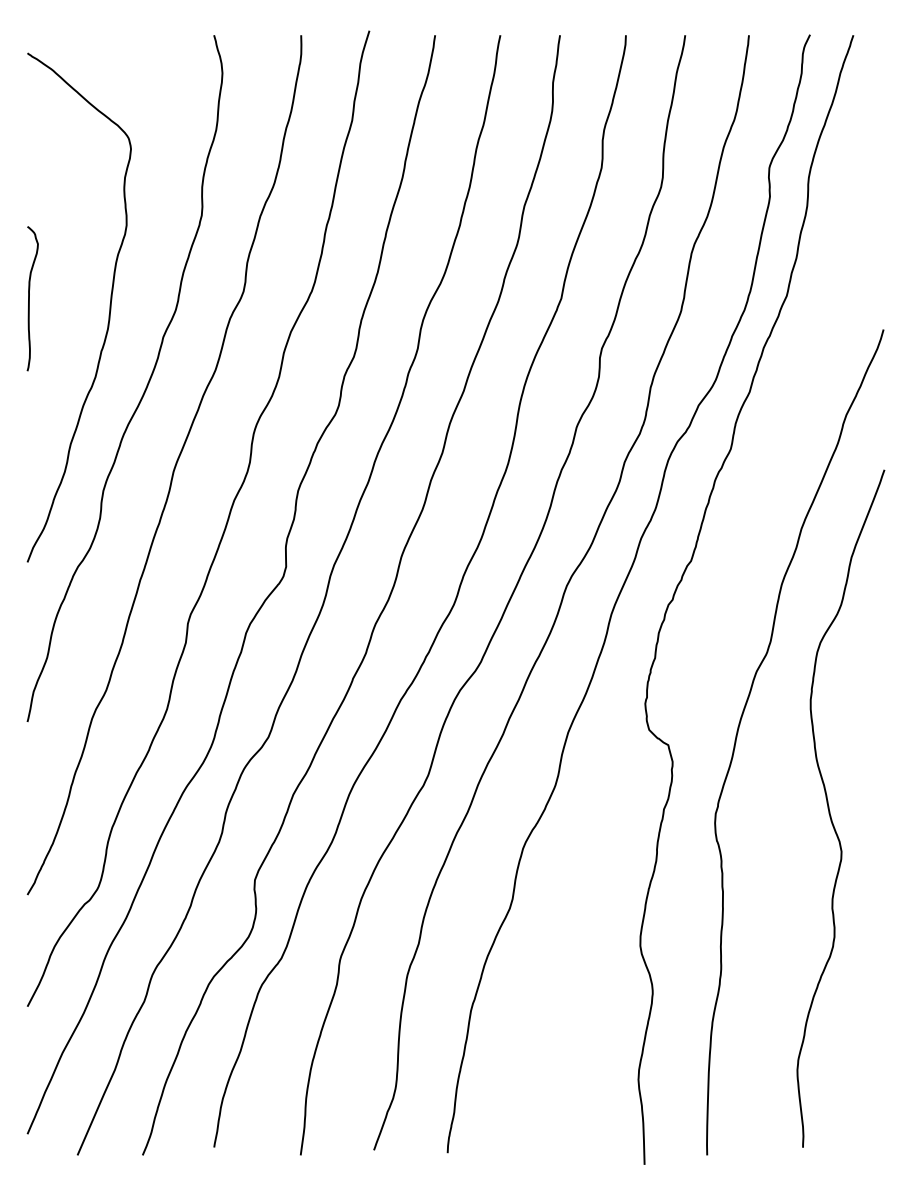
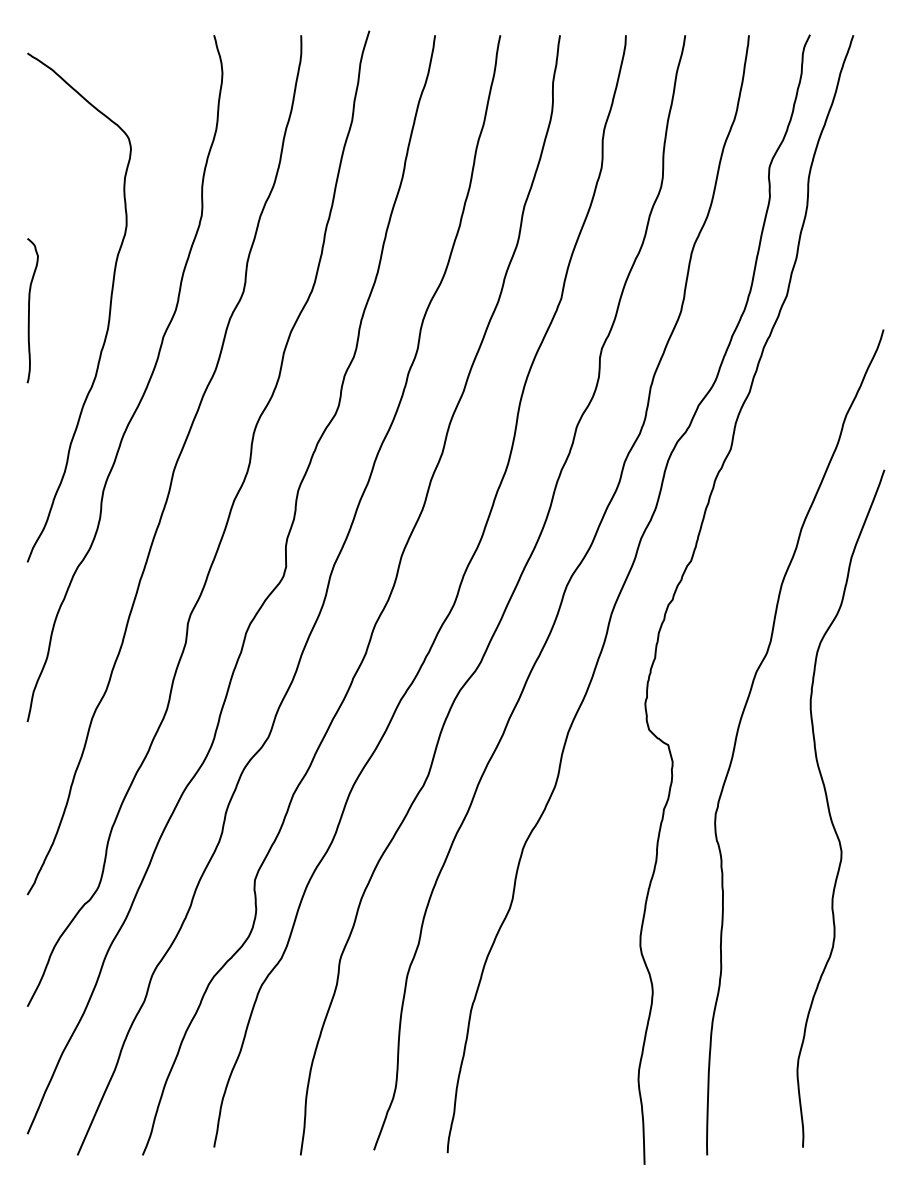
curve position: (29, 298) -> (29, 310) (29, 310)
